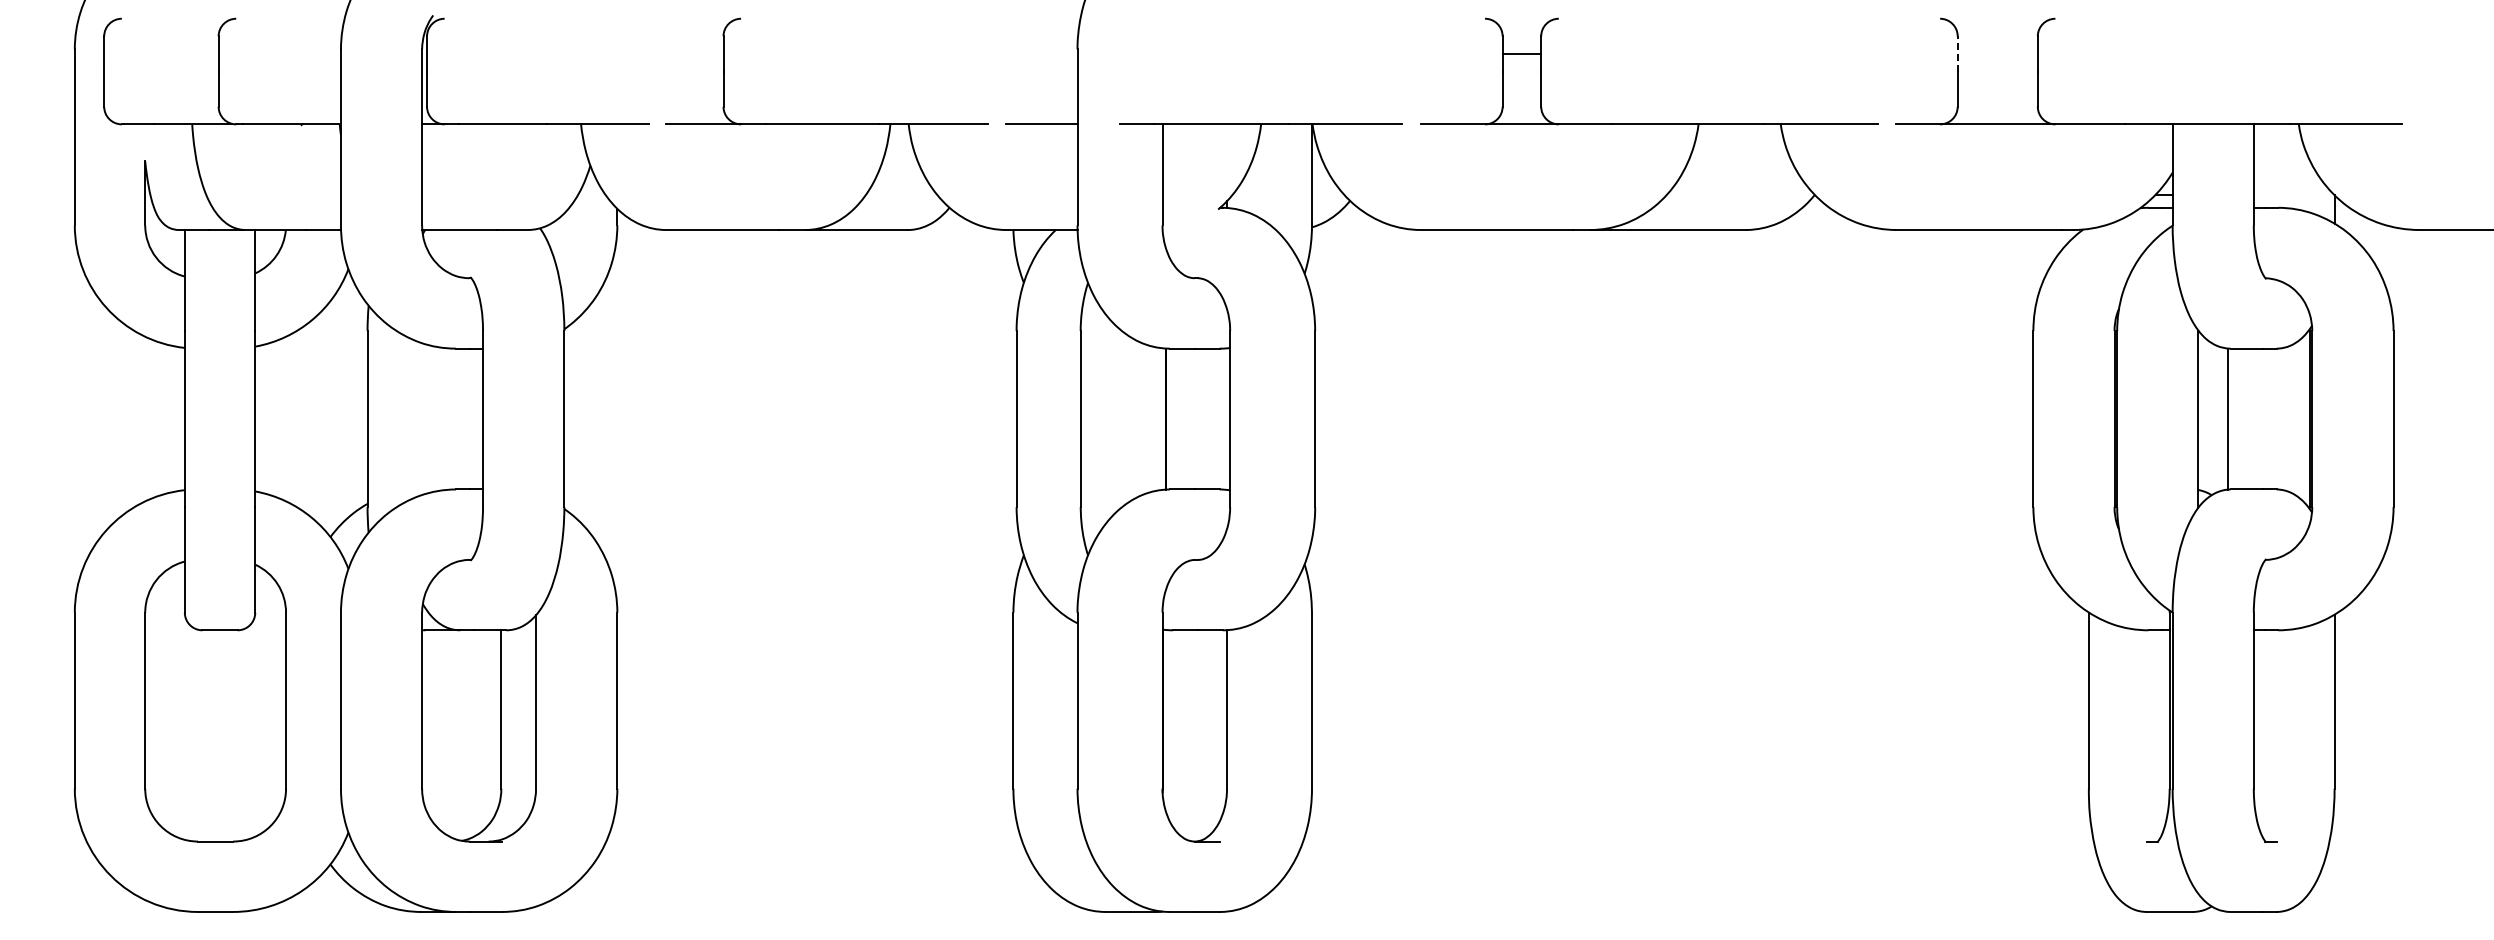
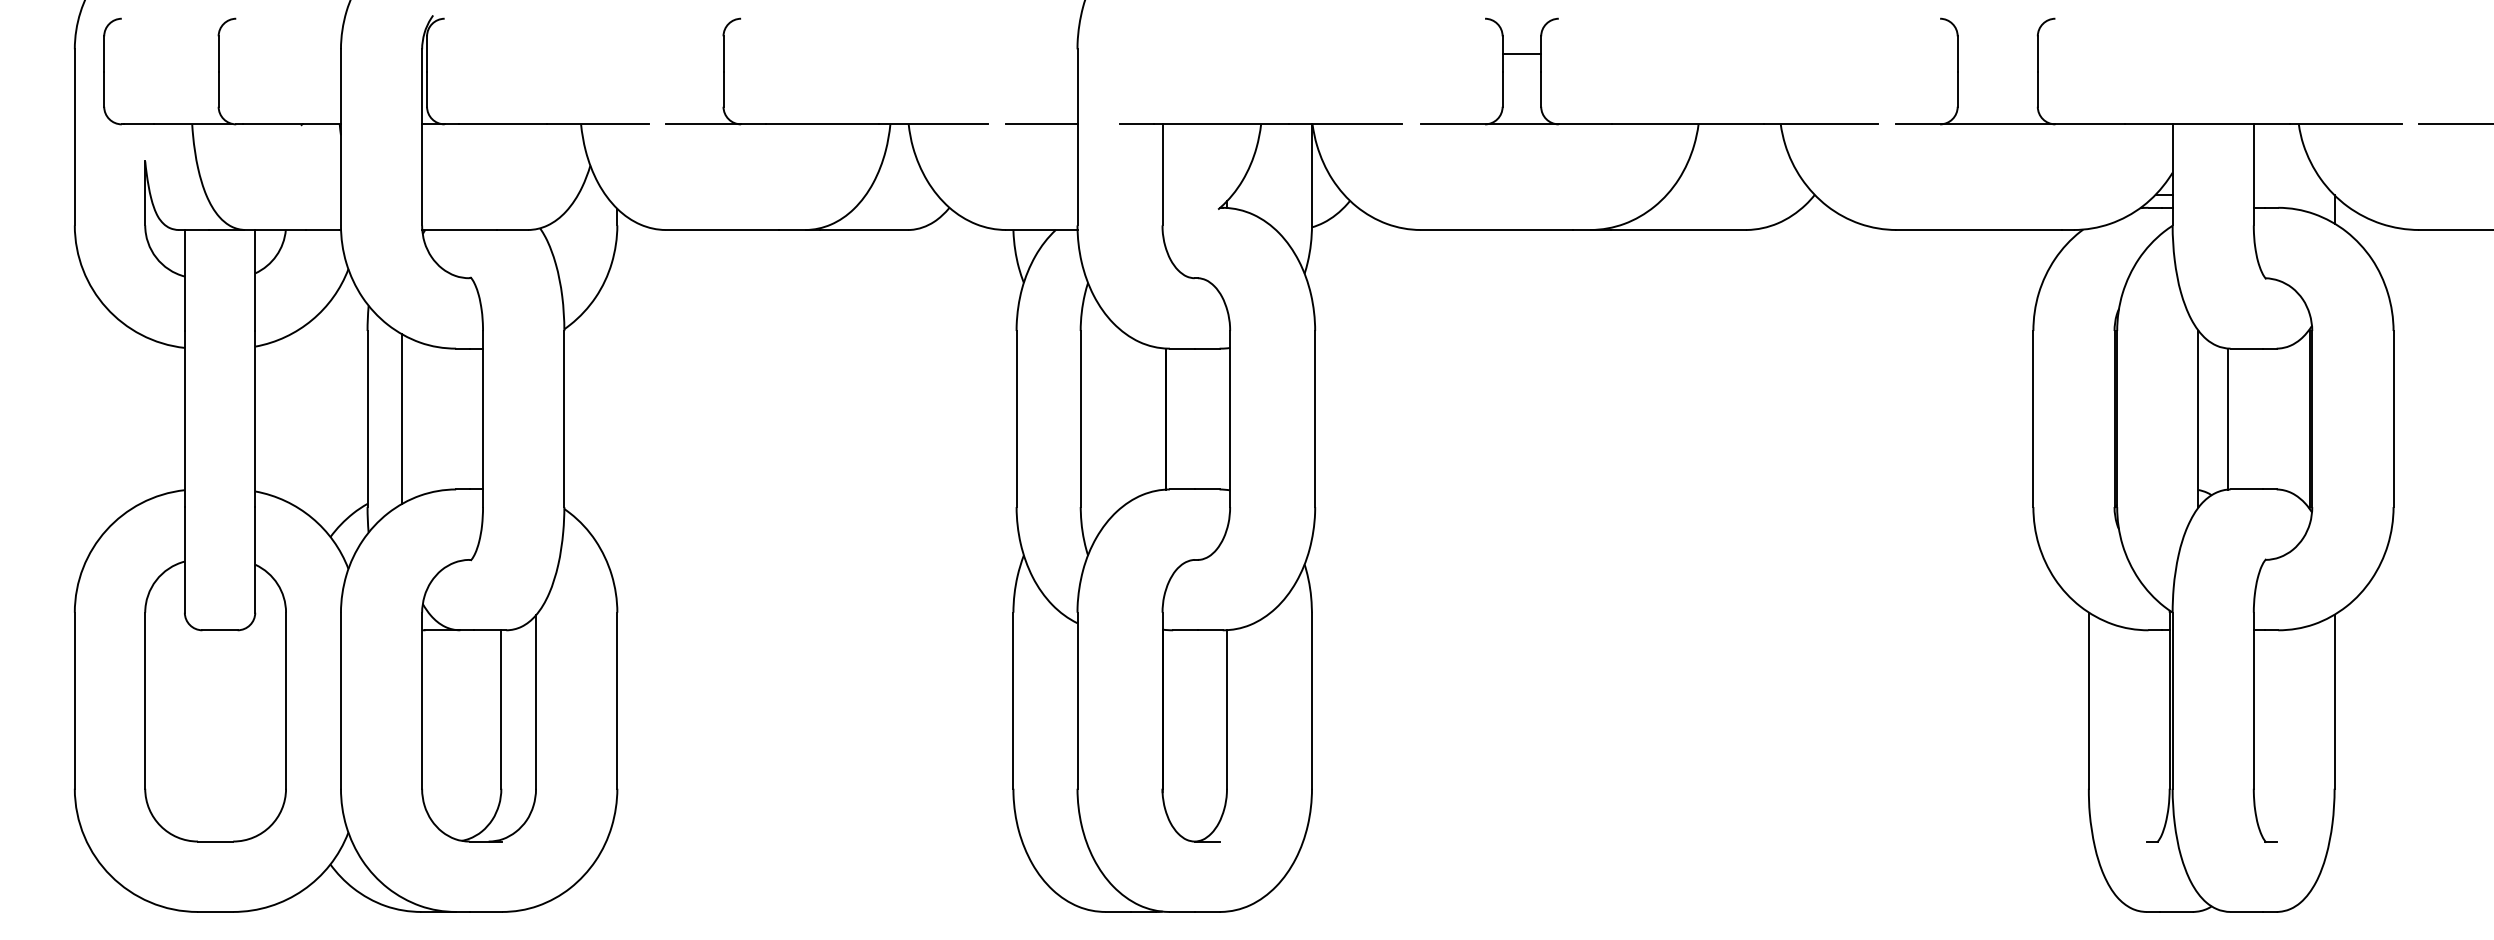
line: dashed -> solid (1957, 53)
line: none -> present (2454, 124)
line: none -> present (402, 418)
